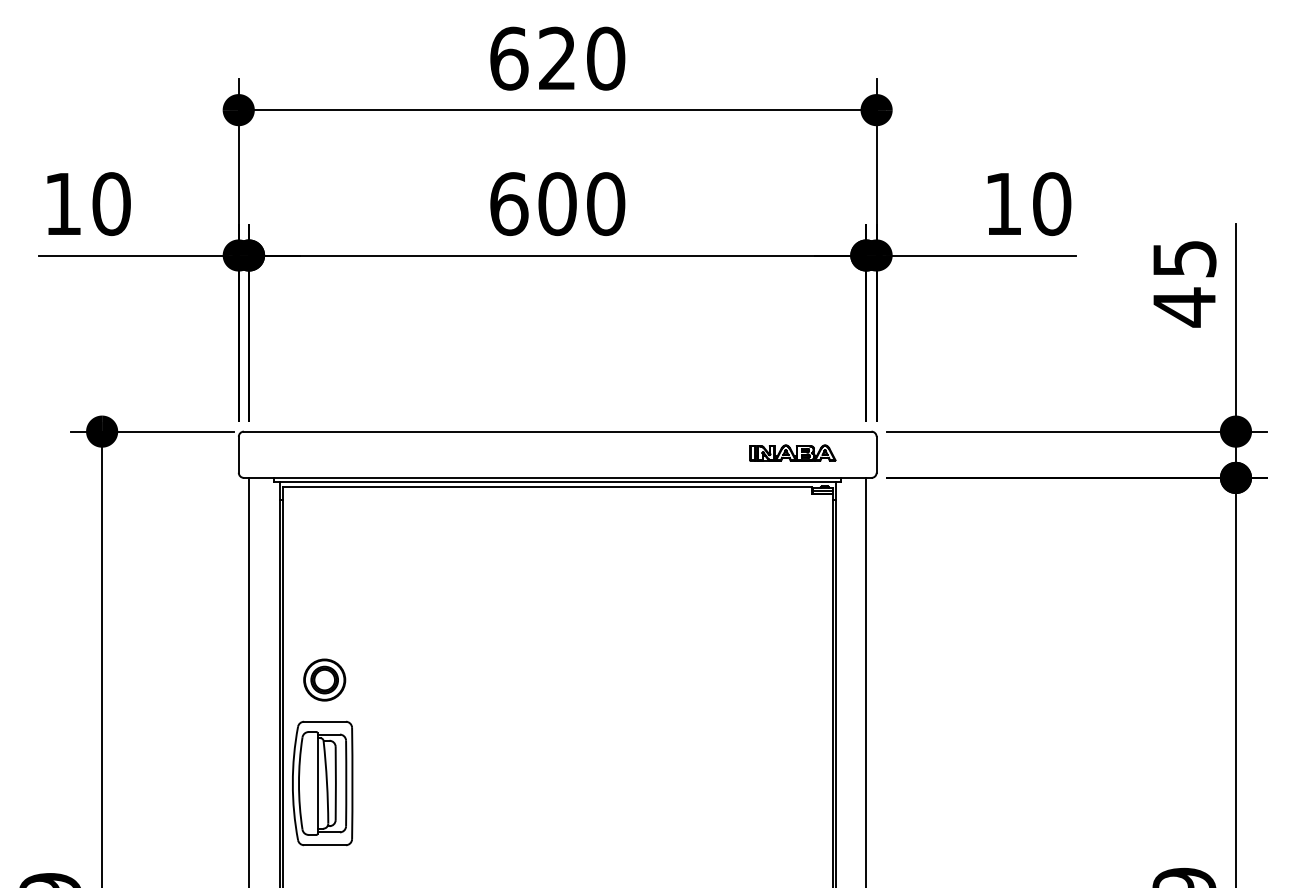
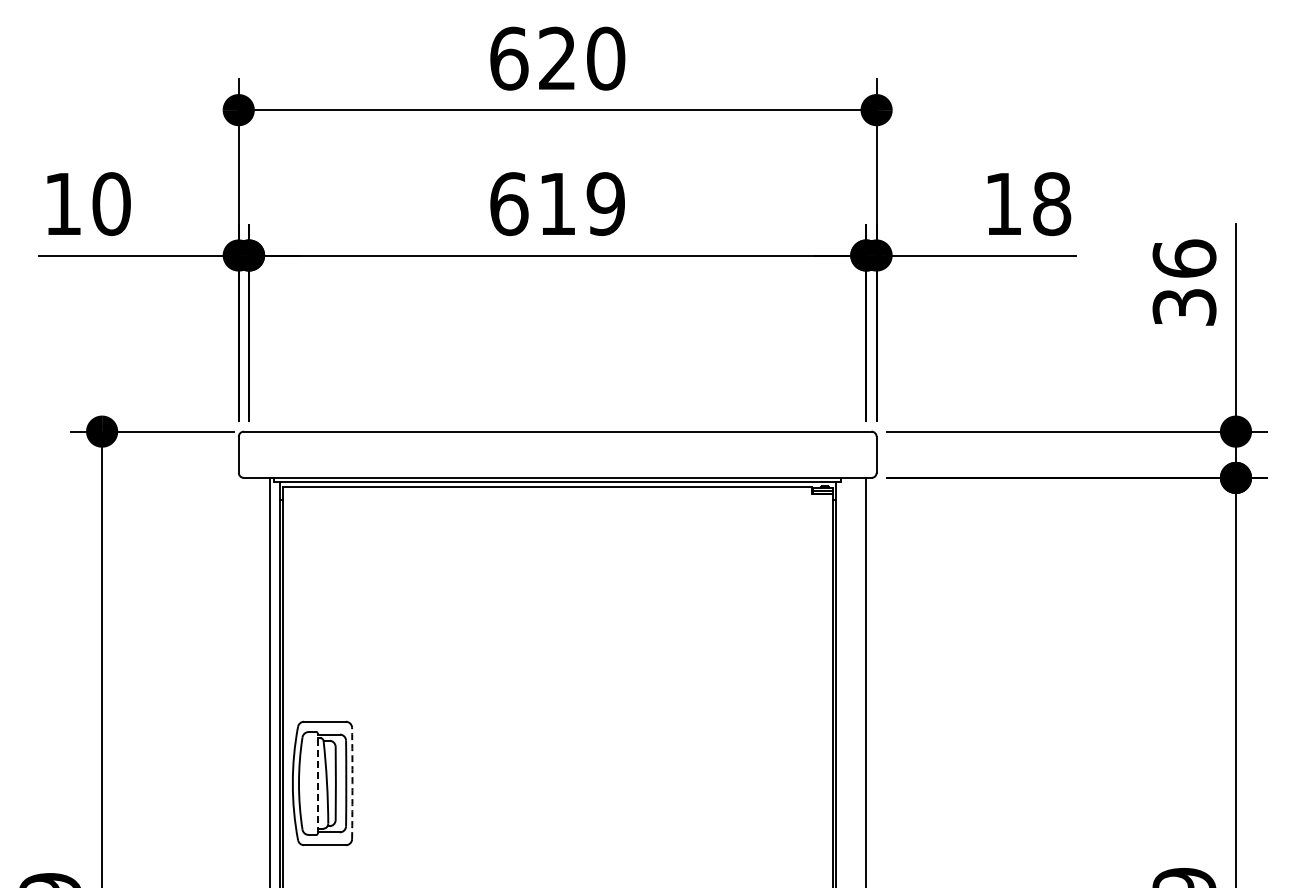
text: 10 -> 18 (1052, 203)
text: 600 -> 619 (581, 204)
text: 45 -> 36 (1184, 283)
part: present -> none (792, 452)
part: present -> none (324, 679)
line position: (248, 680) -> (269, 680) (269, 680)
line: solid -> dashed (317, 782)
arc: solid -> dashed (352, 783)
